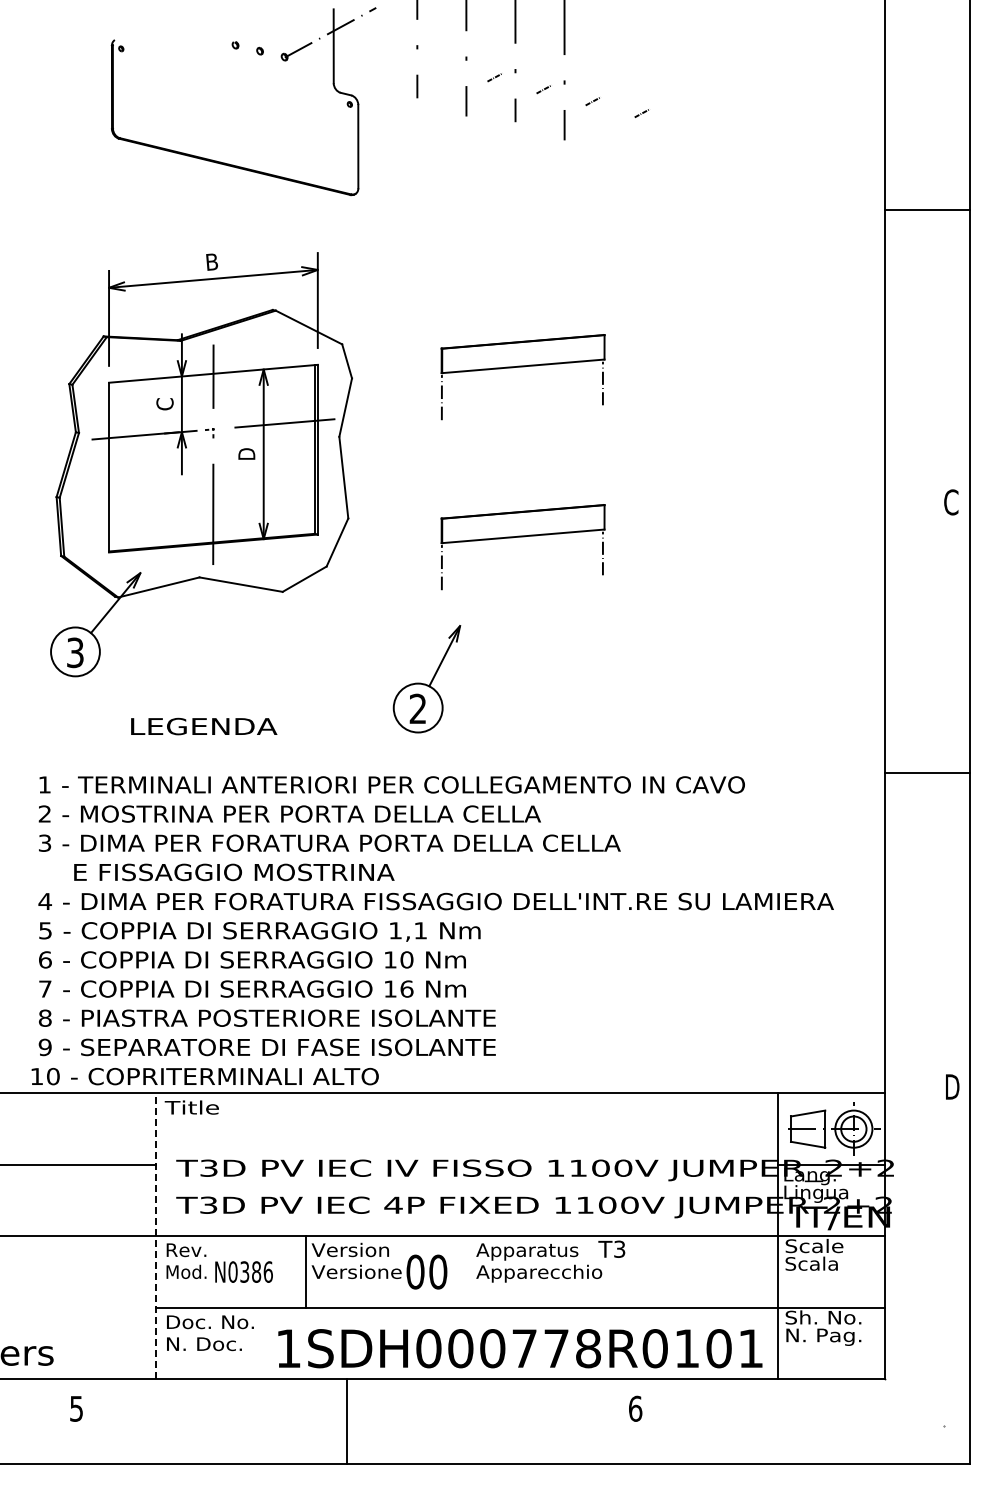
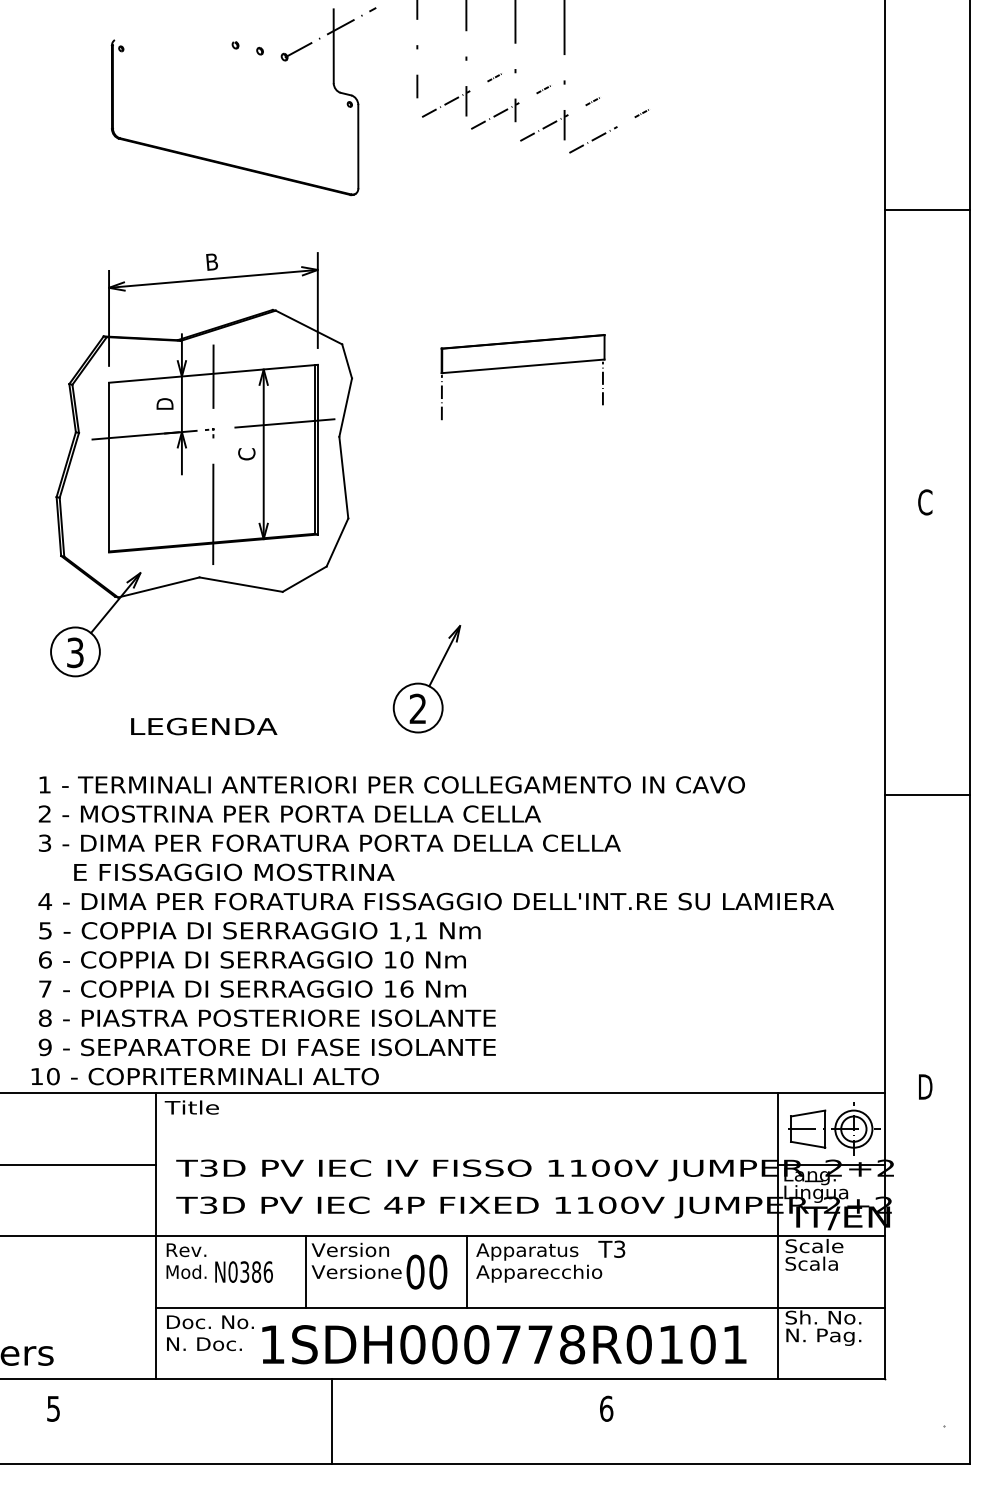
line: none -> present (446, 104)
line: none -> present (495, 115)
line: none -> present (544, 127)
line: none -> present (593, 139)
text: C -> D (164, 404)
text: D -> C (246, 454)
text position: (951, 502) -> (925, 502) (925, 502)
part: present -> none (522, 537)
line position: (927, 772) -> (927, 794) (927, 794)
text position: (952, 1086) -> (925, 1086) (925, 1086)
line: dashed -> solid (156, 1236)
line: none -> present (467, 1271)
text position: (520, 1348) -> (504, 1344) (504, 1344)
text position: (76, 1408) -> (53, 1408) (53, 1408)
text position: (635, 1408) -> (606, 1408) (606, 1408)
line position: (347, 1421) -> (332, 1421) (332, 1421)
